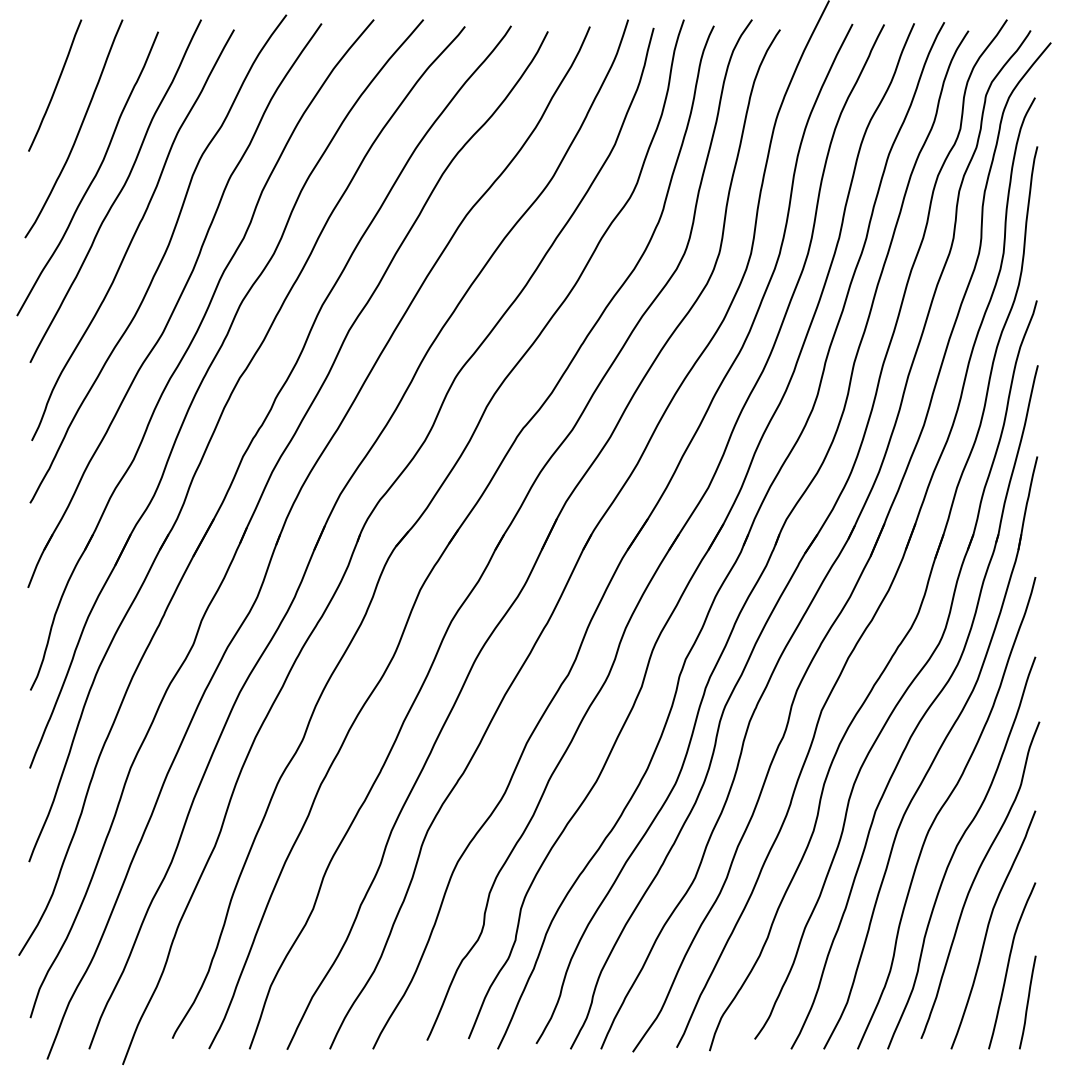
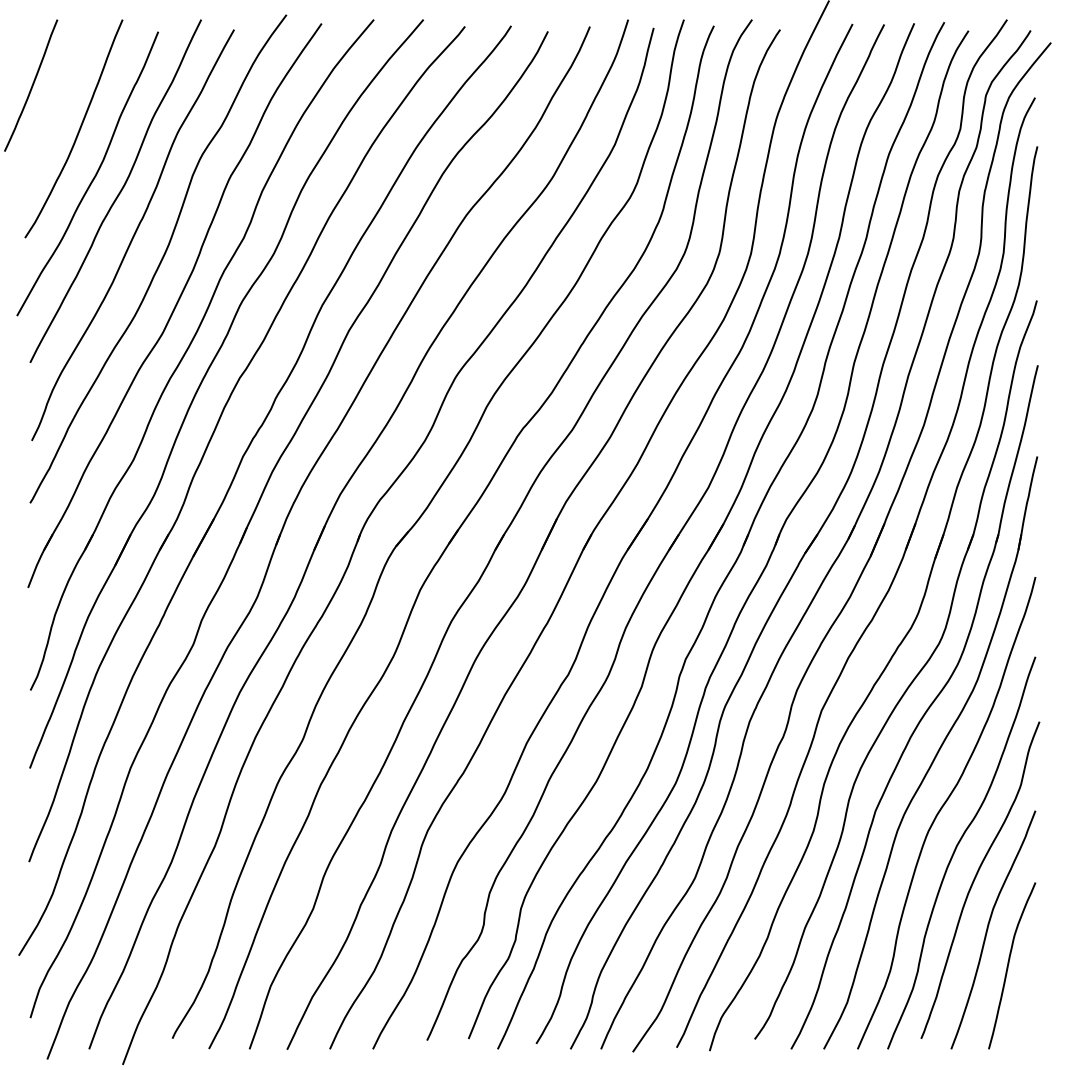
curve position: (55, 85) -> (31, 85) (31, 85)
curve: present -> none (1027, 1002)
